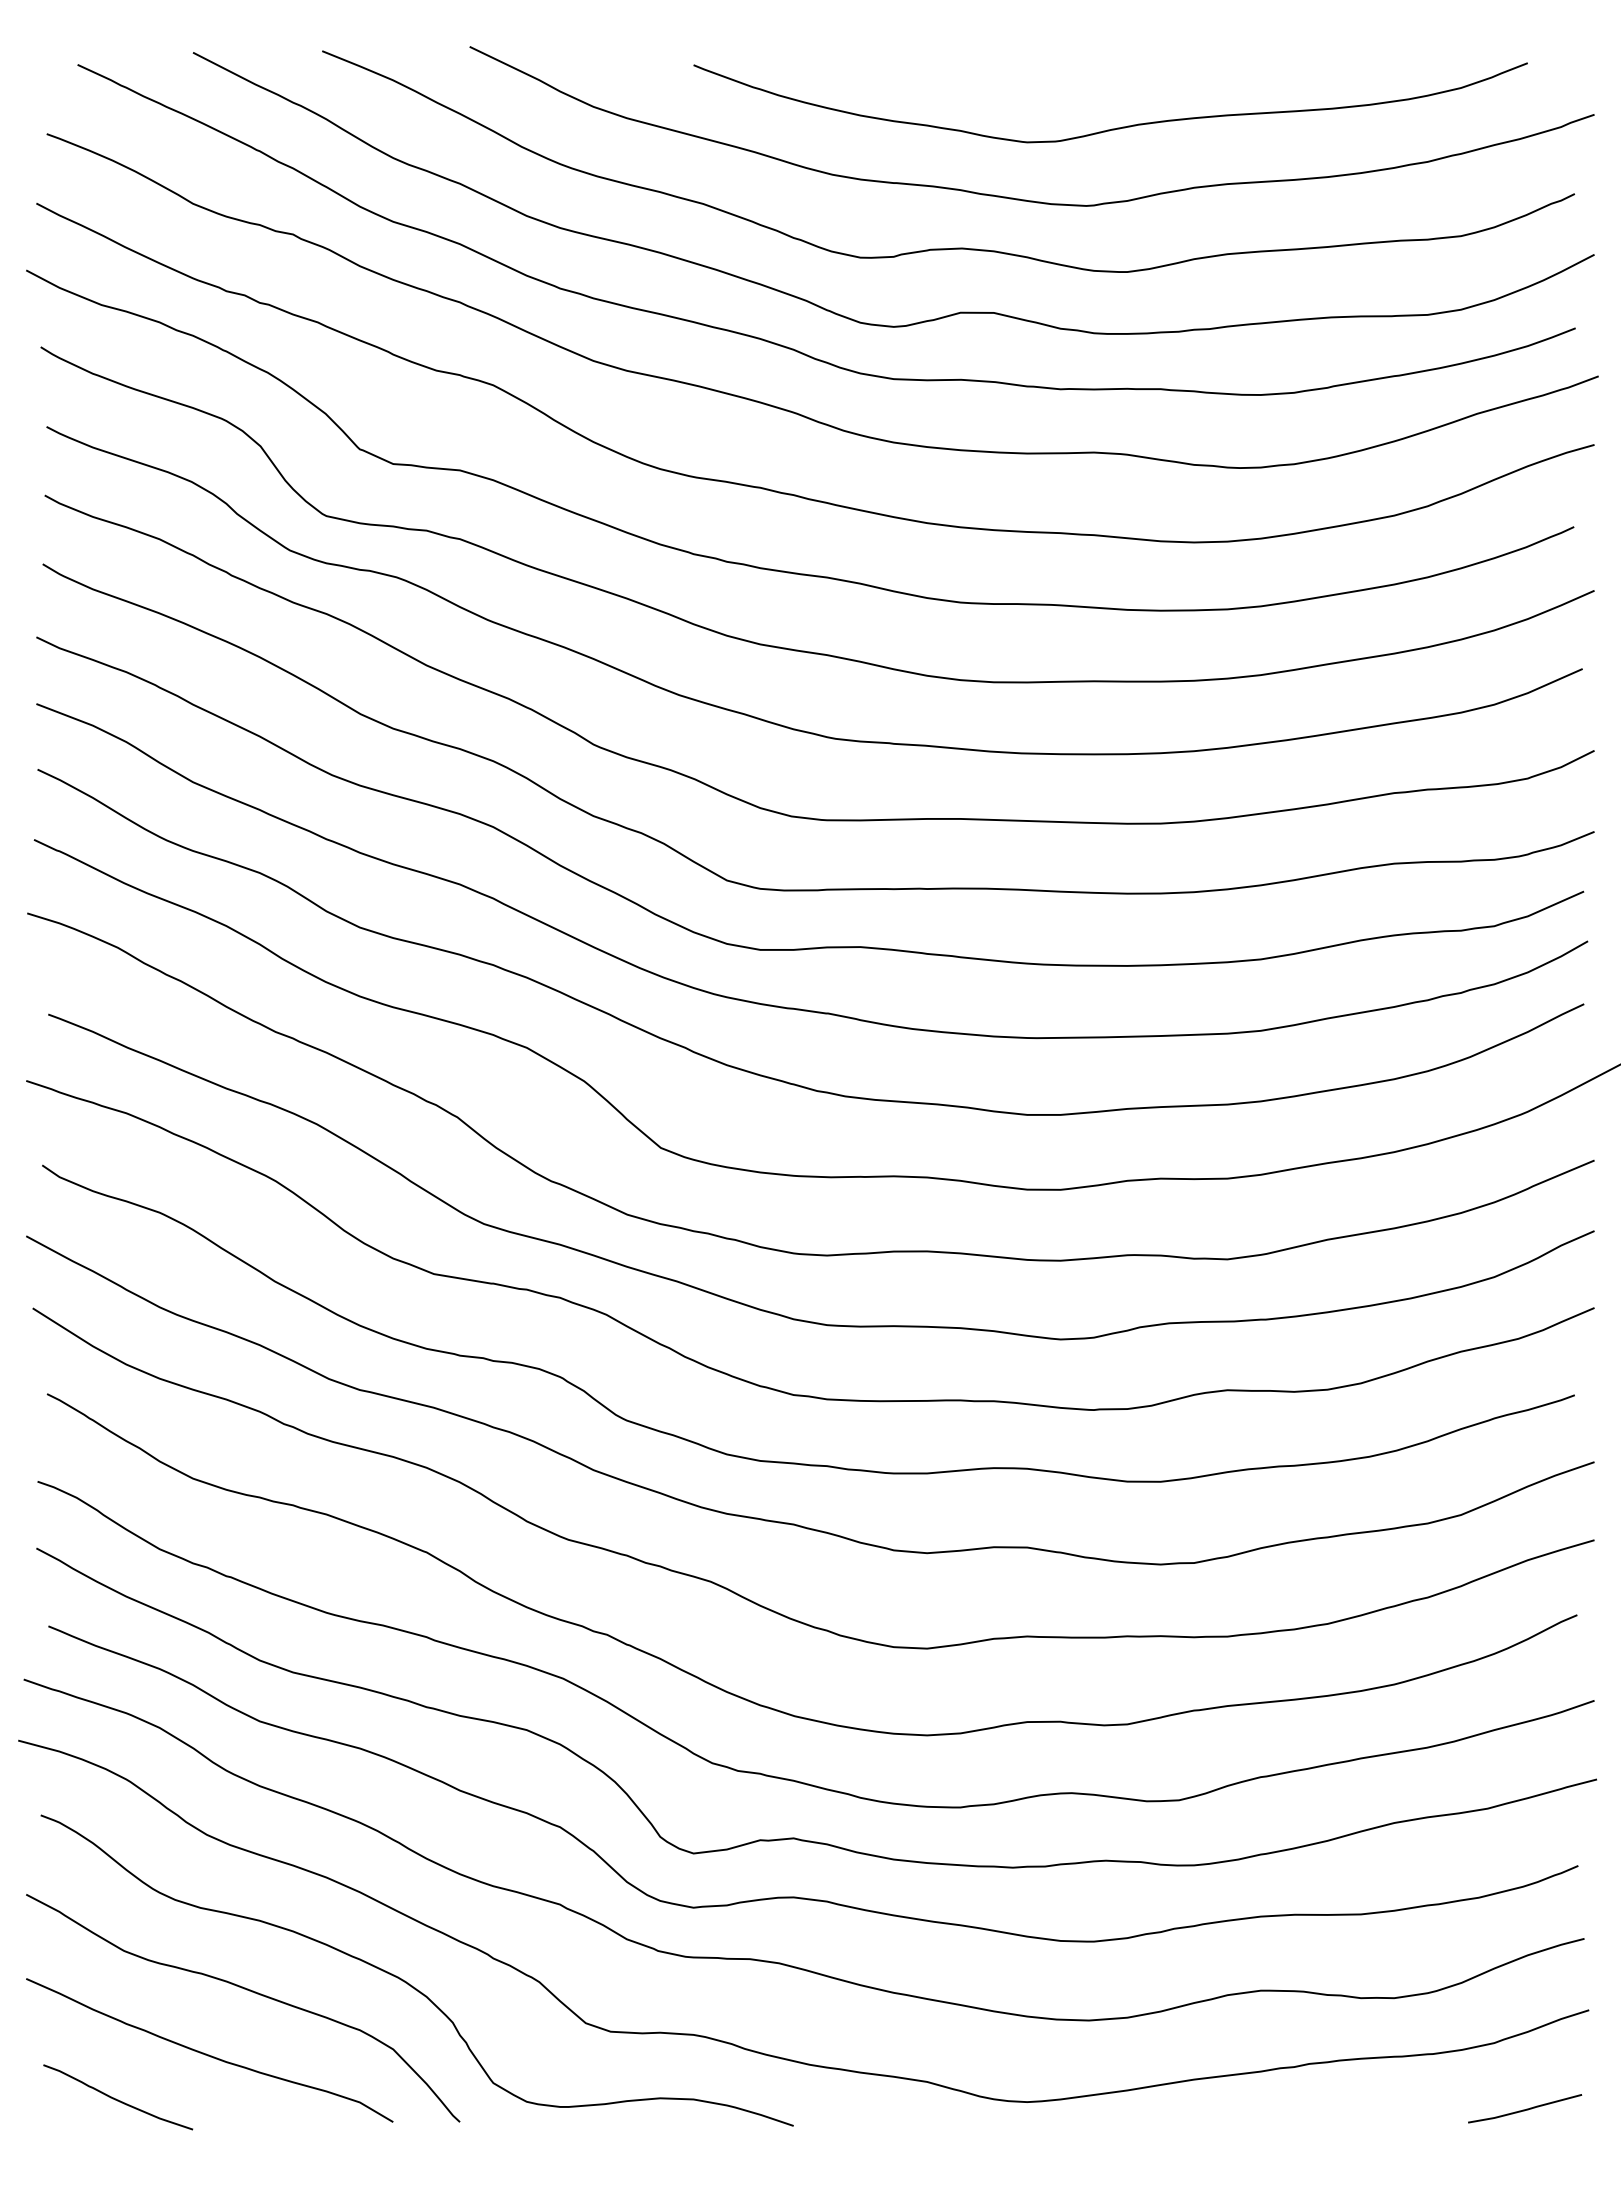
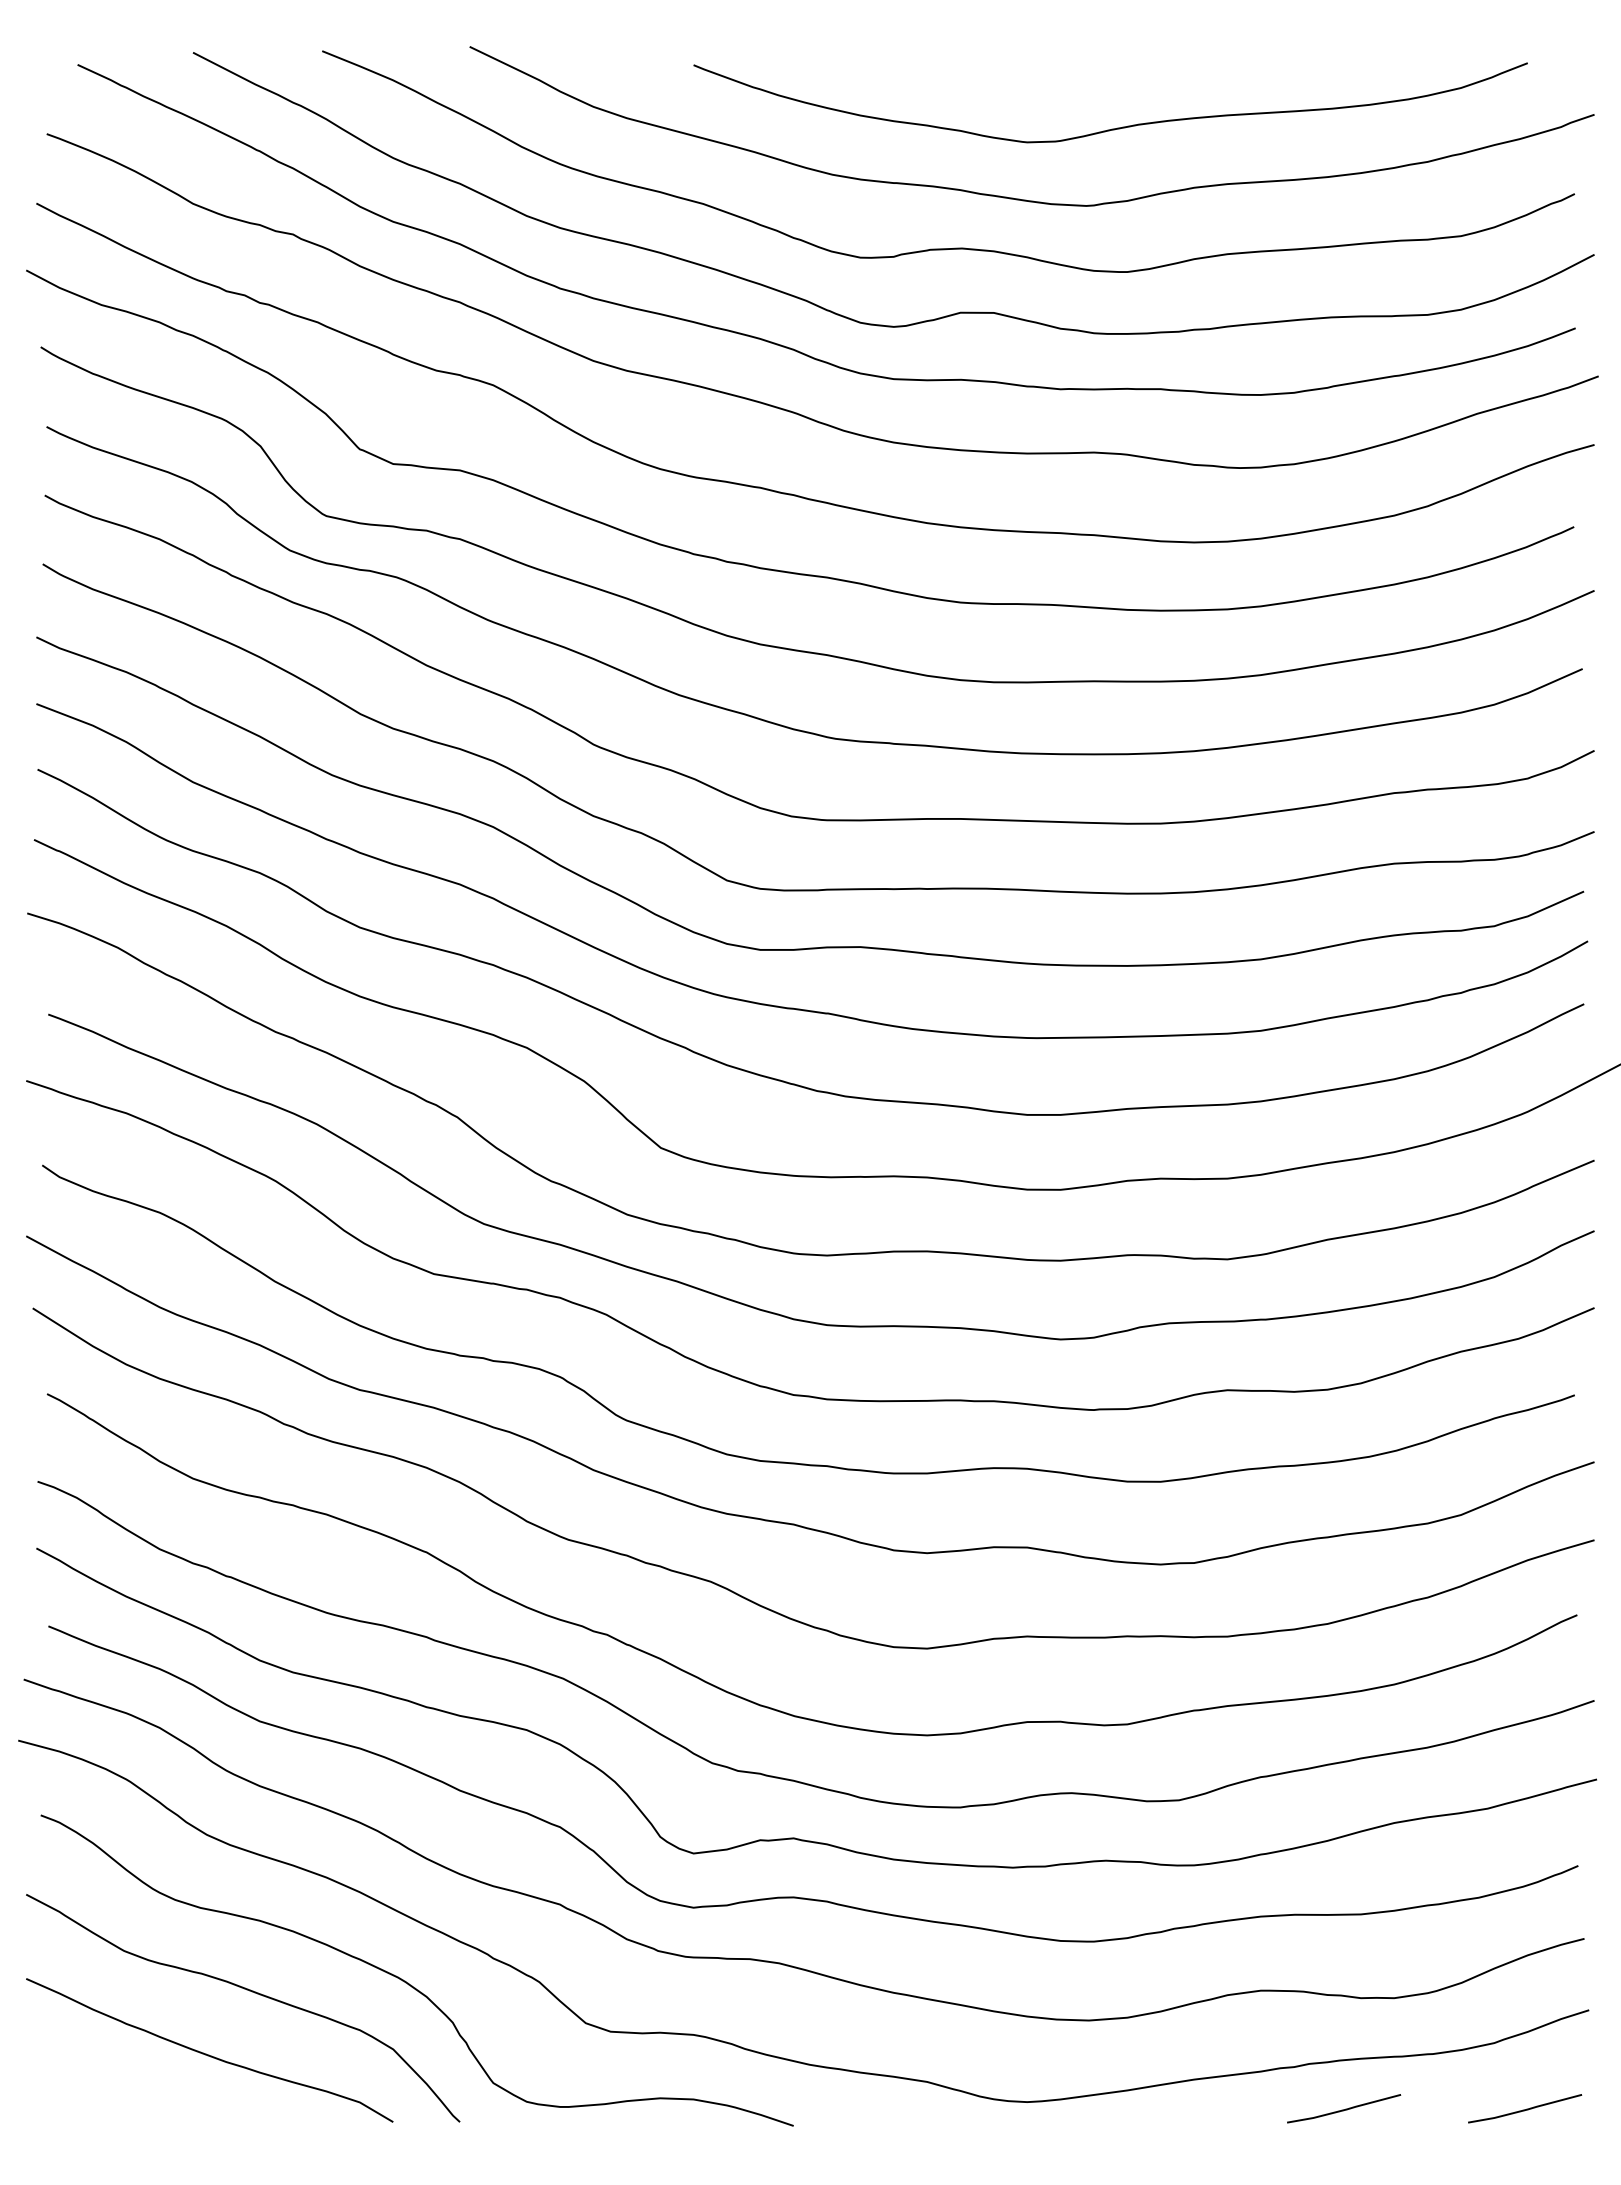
curve: present -> none (118, 2099)
line: none -> present (1345, 2108)
